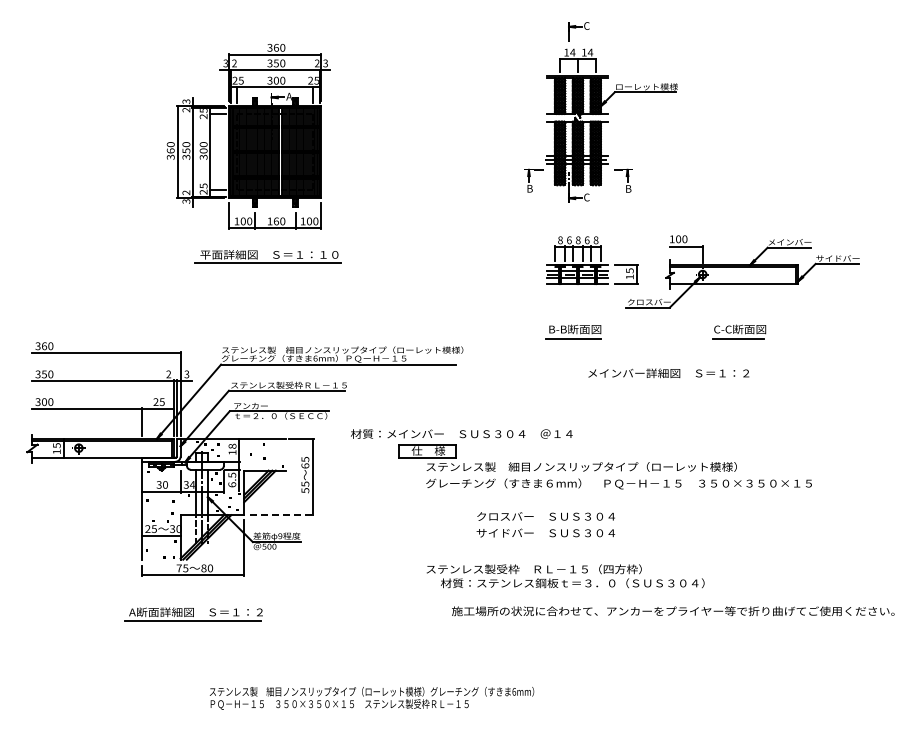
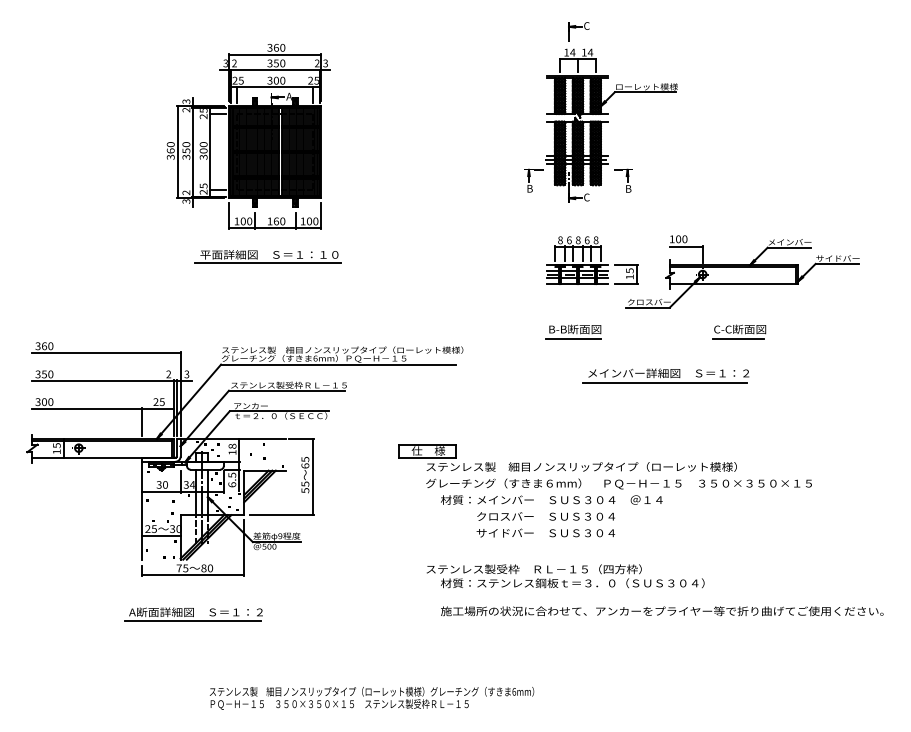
line: none -> present (664, 382)
text position: (461, 433) -> (551, 499) (551, 499)
line: dashed -> solid (282, 515)
text position: (673, 611) -> (662, 611) (662, 611)
